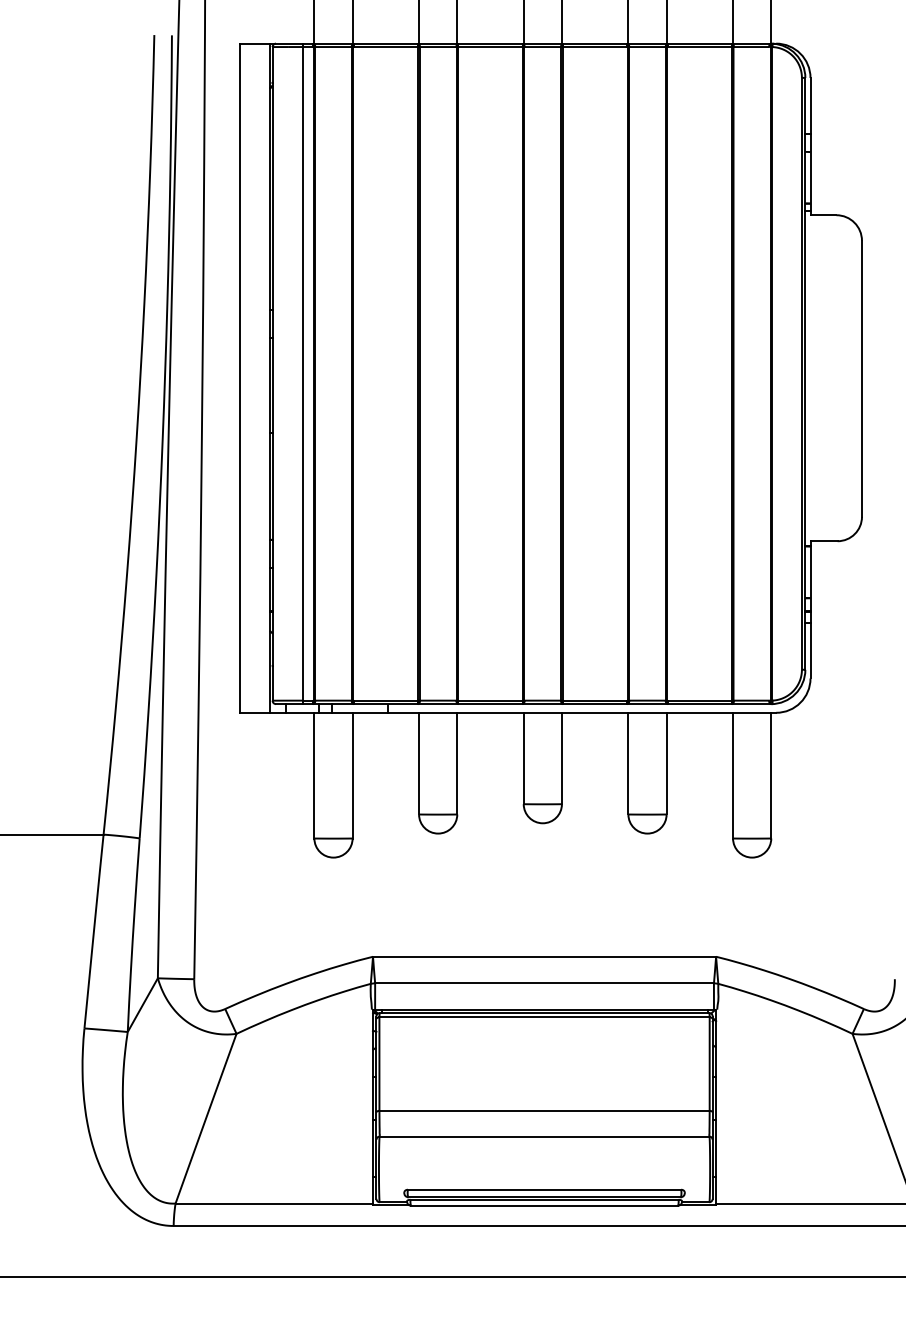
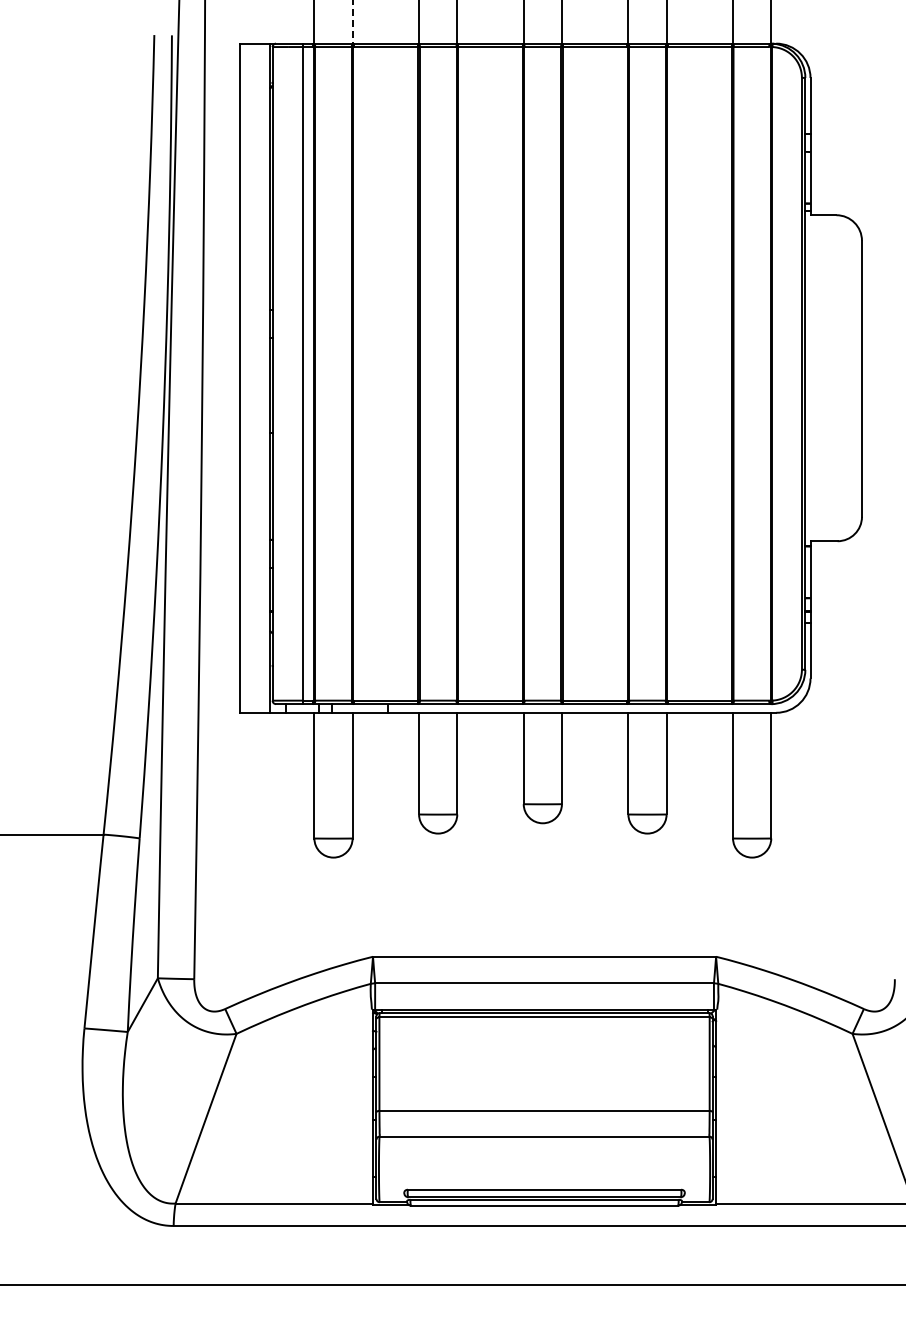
line: solid -> dashed (352, 22)
line position: (452, 1277) -> (452, 1285) (452, 1285)
